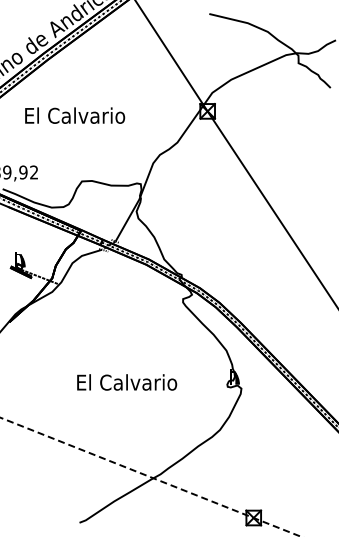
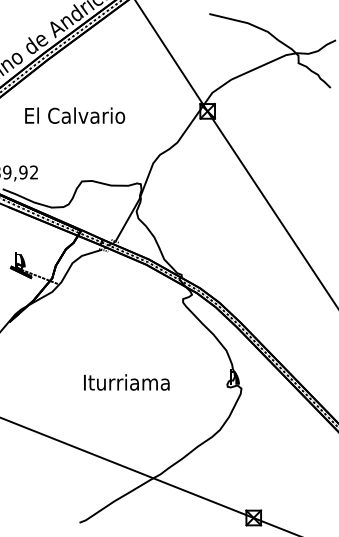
text: El Calvario -> Iturriama (127, 382)
line: dashed -> solid (150, 477)
